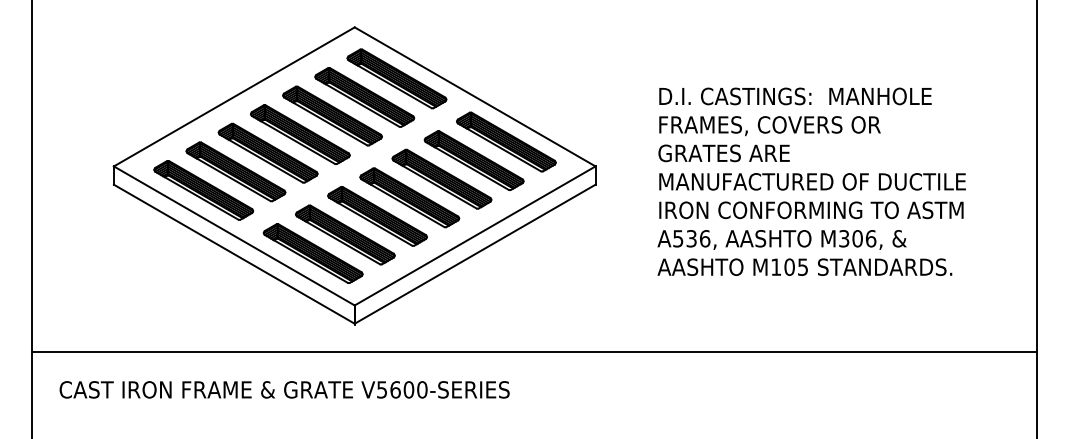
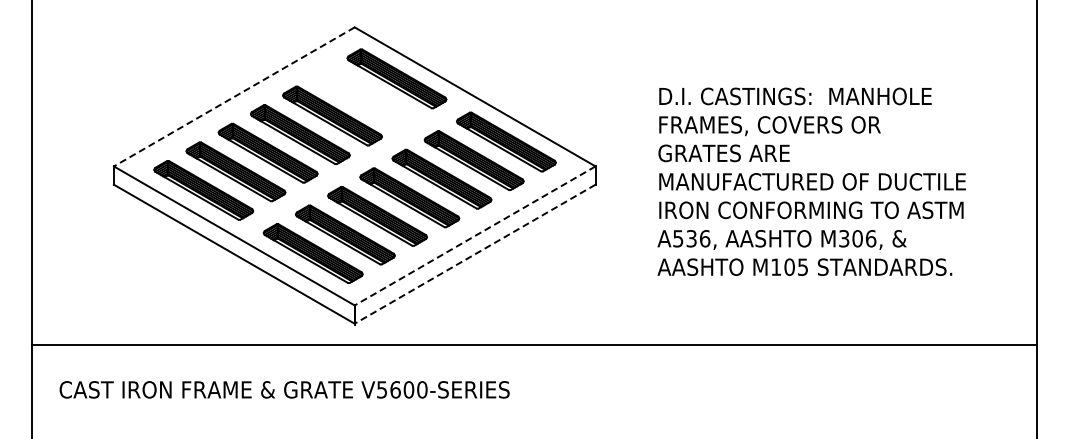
line: solid -> dashed (233, 97)
part: present -> none (364, 97)
line: solid -> dashed (474, 236)
line: solid -> dashed (474, 254)
line position: (534, 352) -> (534, 345) (534, 345)
